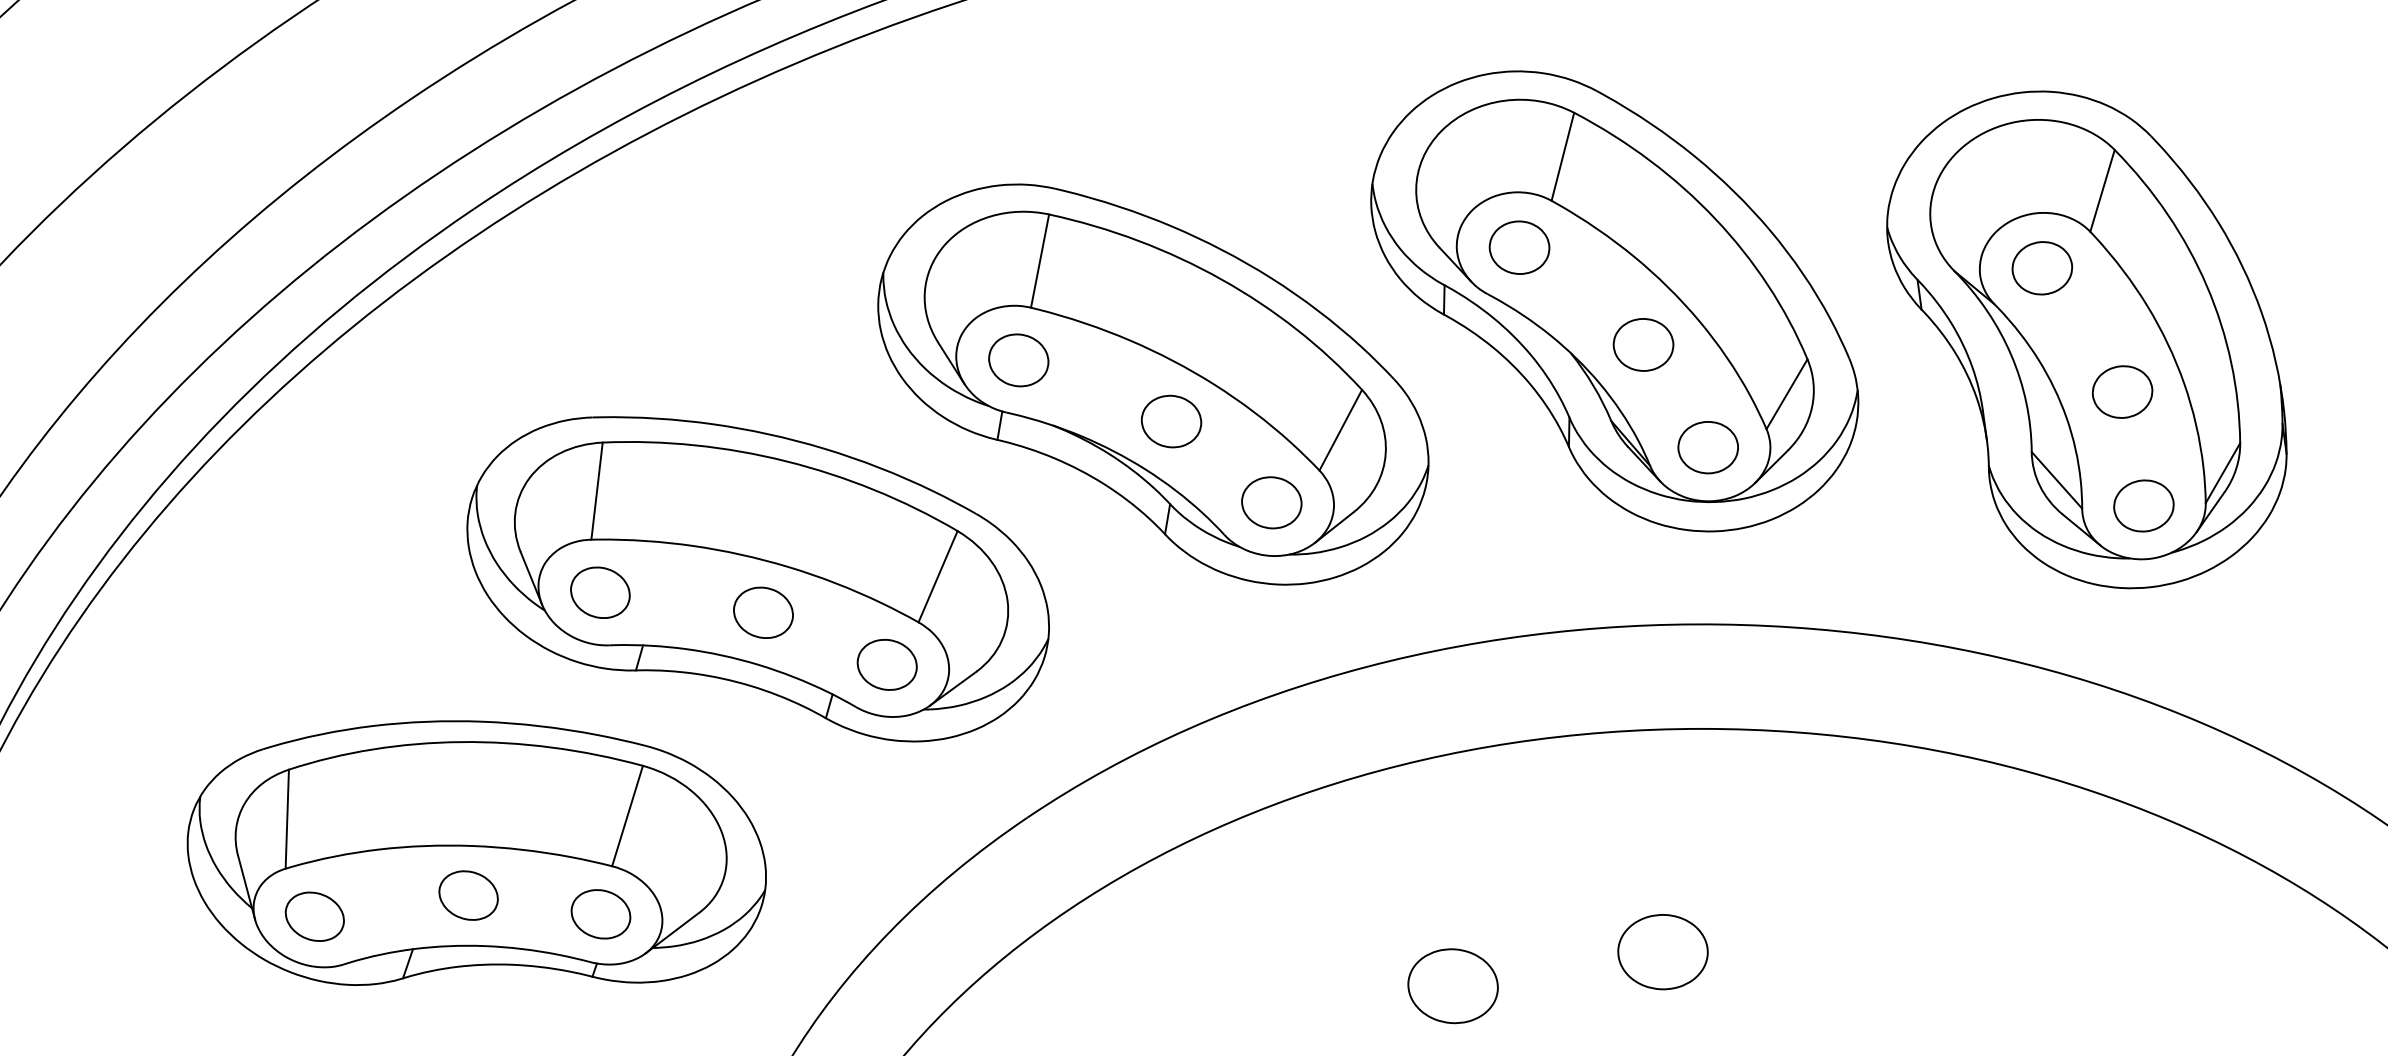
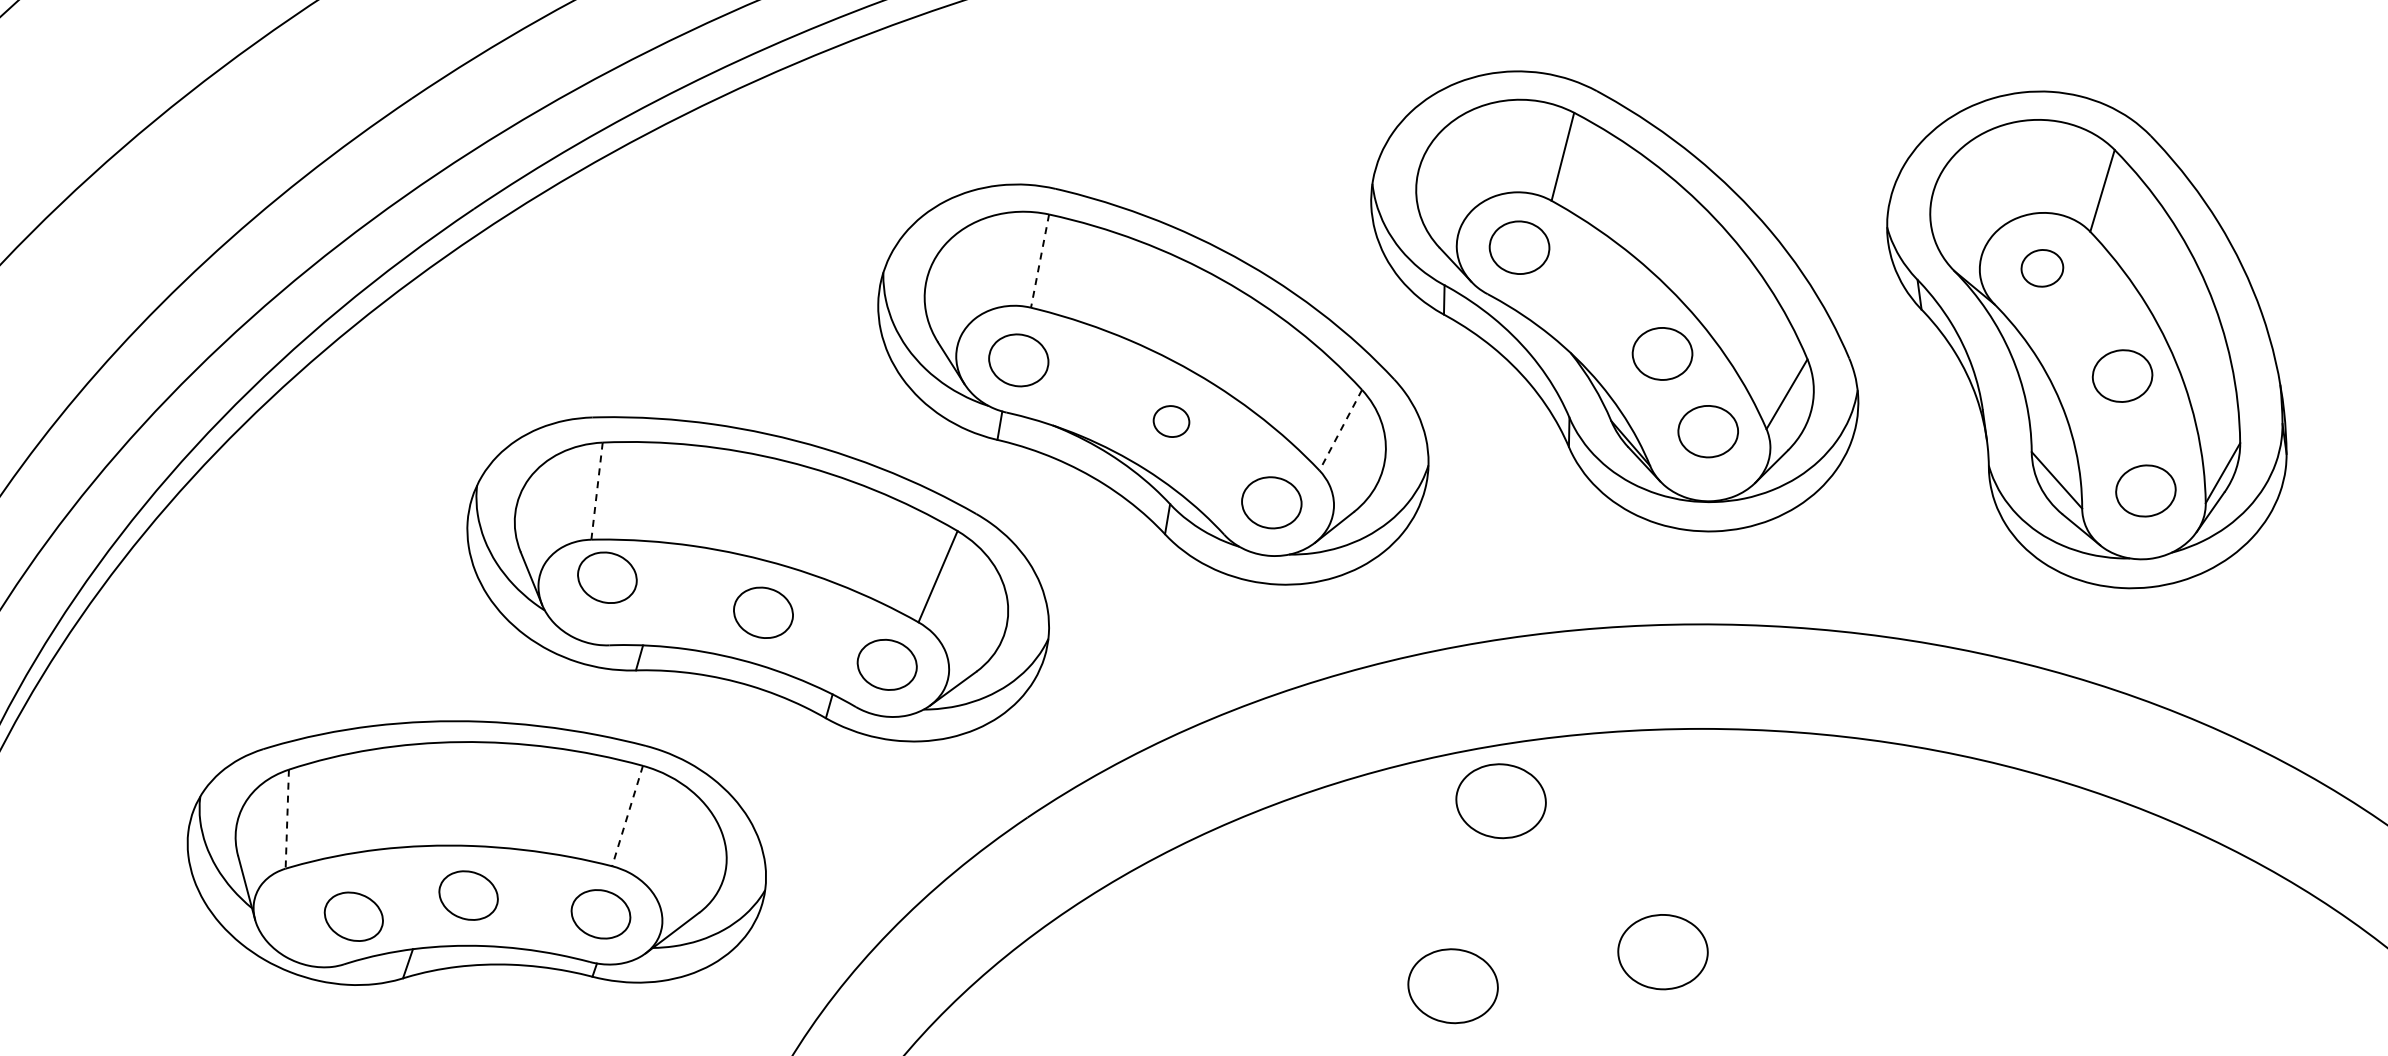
line: solid -> dashed (1039, 261)
part size: 63x55 px -> 45x39 px (2042, 268)
part position: (1643, 344) -> (1662, 353) (1662, 353)
part position: (2122, 391) -> (2122, 375) (2122, 375)
part size: 63x55 px -> 39x33 px (1171, 421)
line: solid -> dashed (1340, 430)
part position: (1707, 447) -> (1707, 431) (1707, 431)
line: solid -> dashed (597, 491)
part position: (2143, 505) -> (2145, 490) (2145, 490)
part position: (600, 592) -> (607, 577) (607, 577)
part: none -> present (1500, 801)
line: solid -> dashed (627, 816)
line: solid -> dashed (287, 819)
part position: (314, 916) -> (353, 916) (353, 916)
